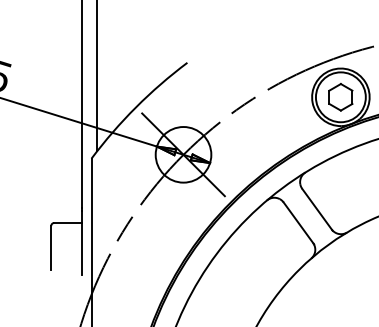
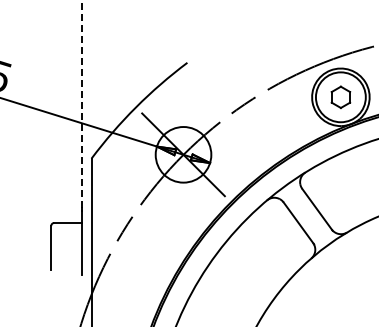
line: present -> none (97, 76)
part size: 26x29 px -> 22x25 px (340, 97)
line: solid -> dashed (81, 103)
